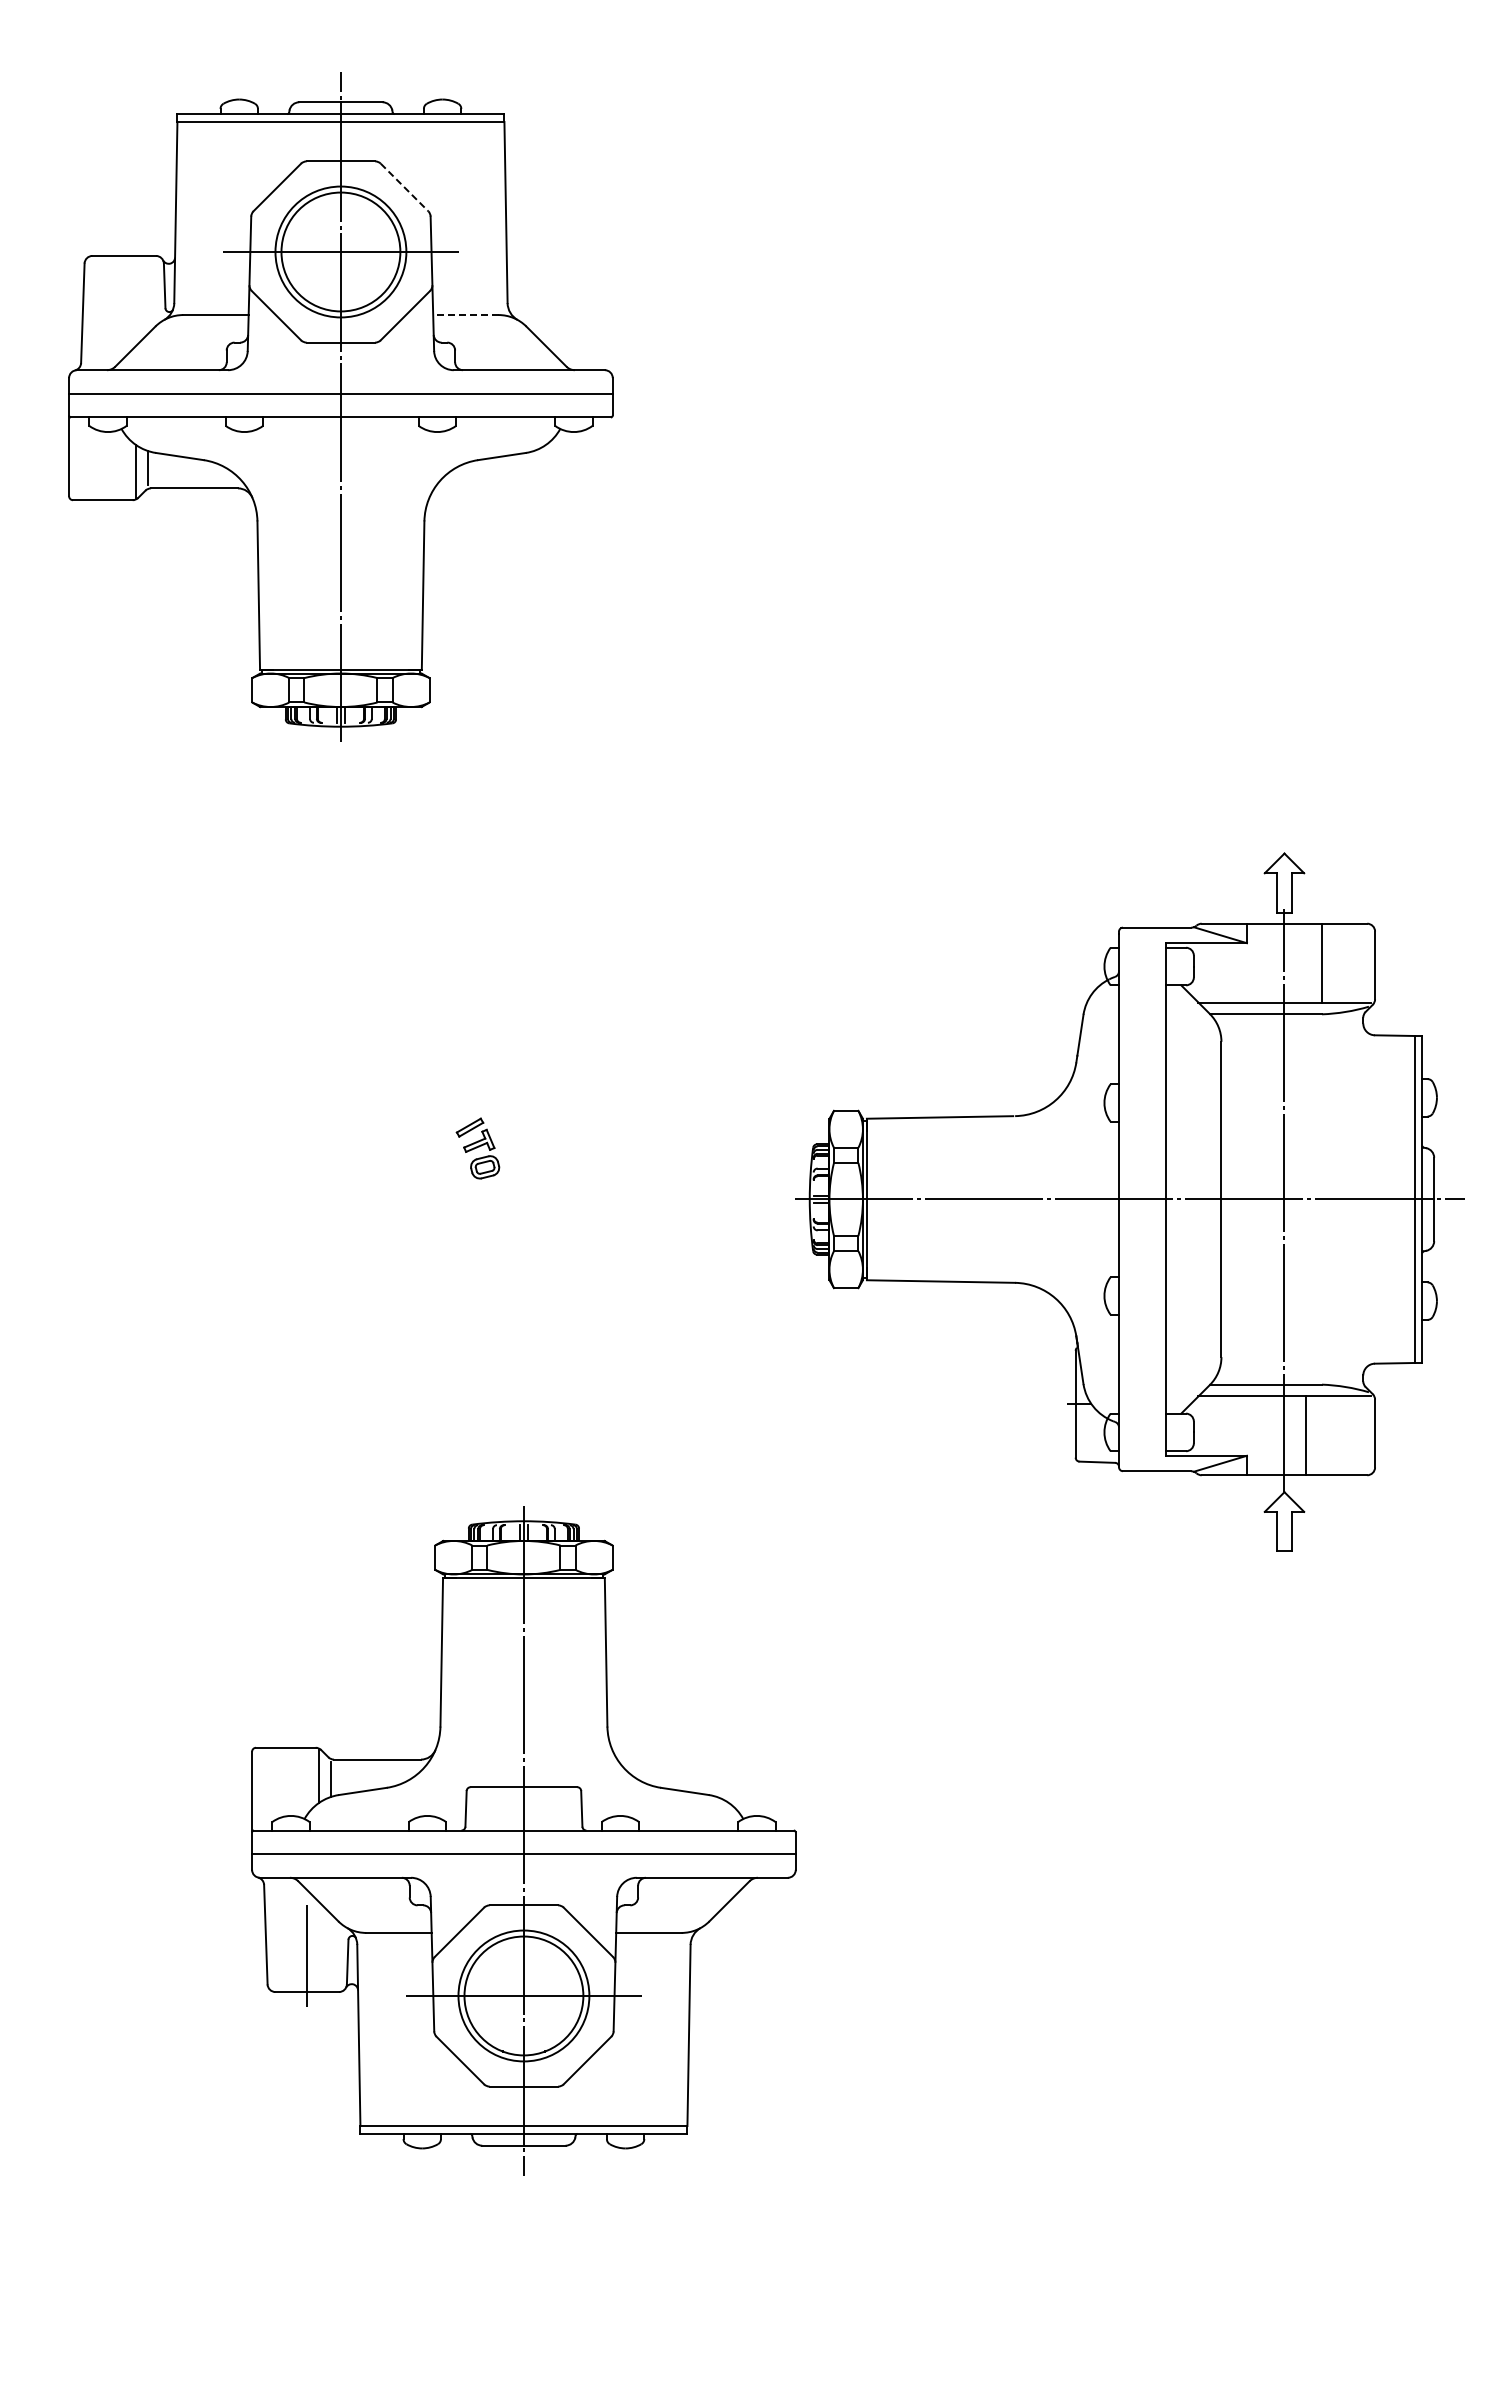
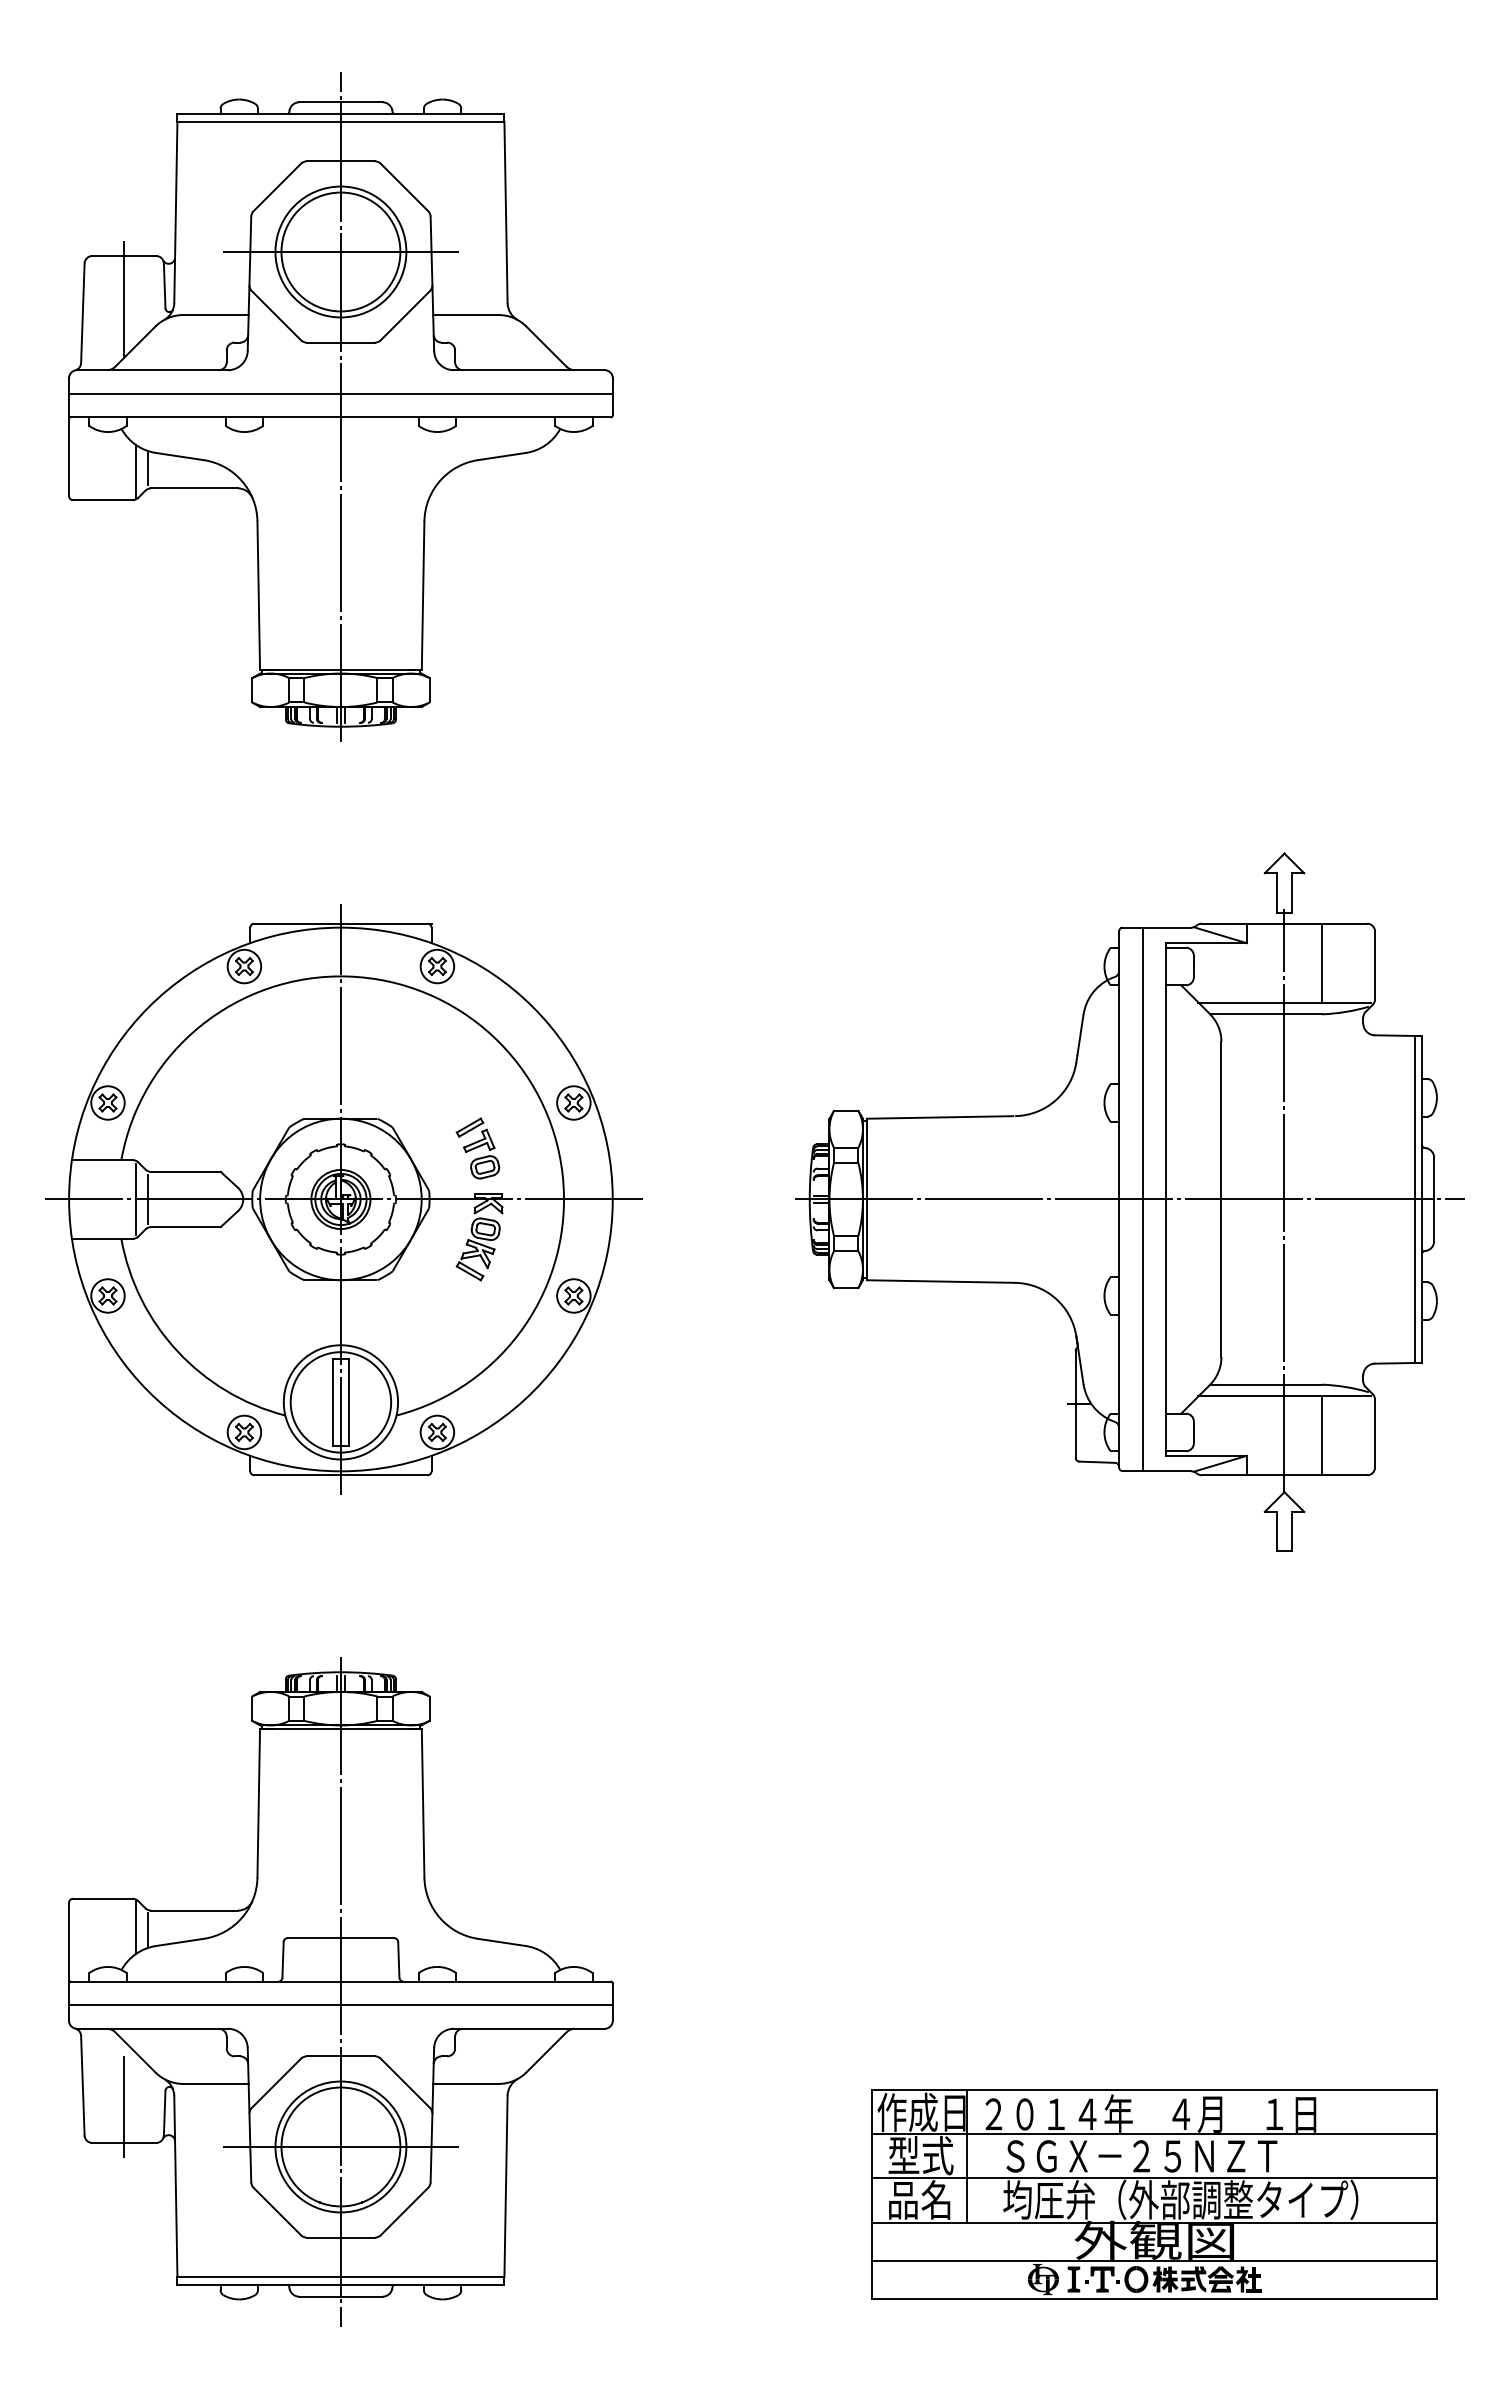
line: dashed -> solid (404, 187)
line: none -> present (124, 299)
line: dashed -> solid (465, 315)
part: none -> present (343, 1199)
line: none -> present (1142, 1199)
line position: (1306, 1435) -> (1322, 1435) (1322, 1435)
part position: (523, 1840) -> (340, 1991) (340, 1991)
part: none -> present (1154, 2194)
